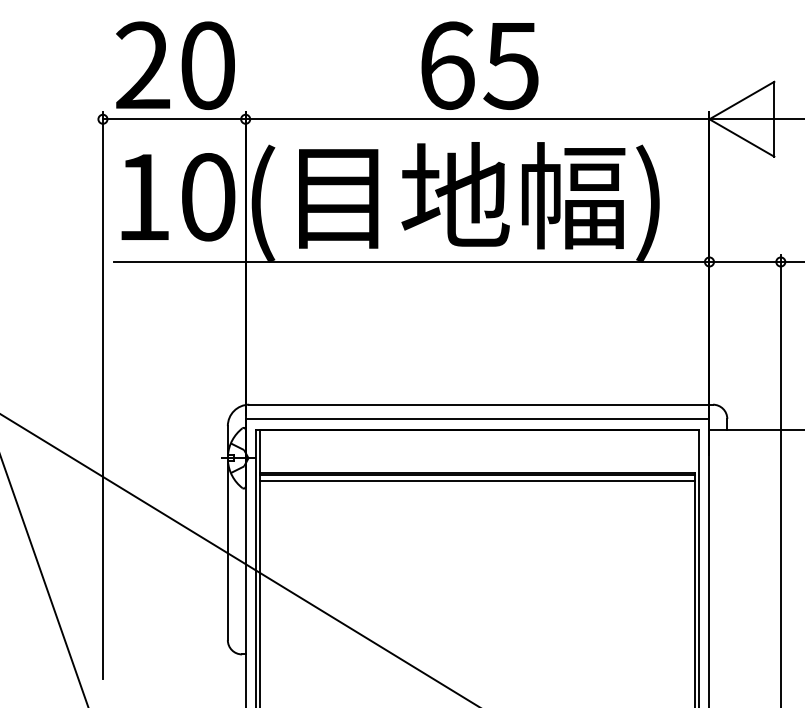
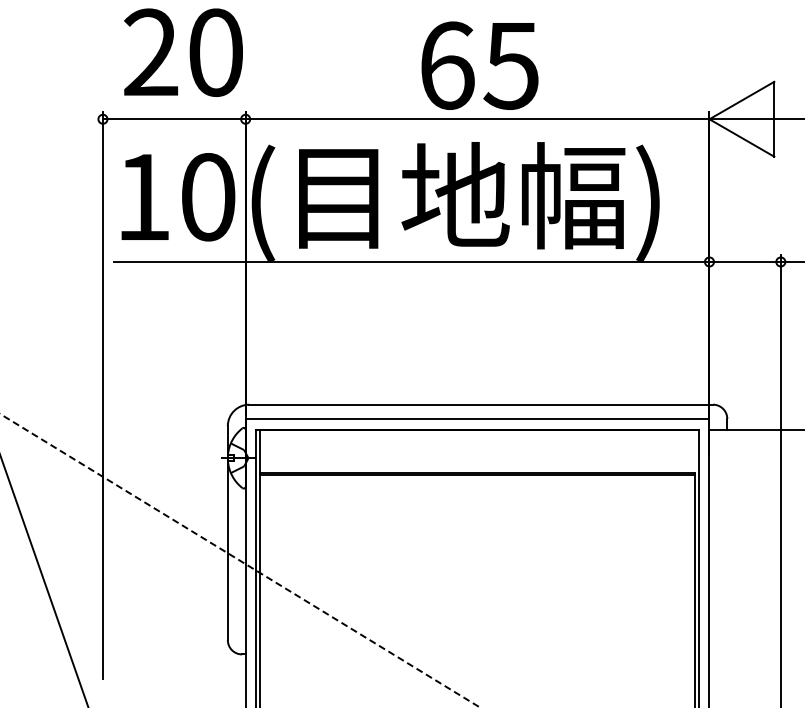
text position: (175, 65) -> (183, 52) (183, 52)
line: present -> none (477, 480)
line: solid -> dashed (240, 560)
